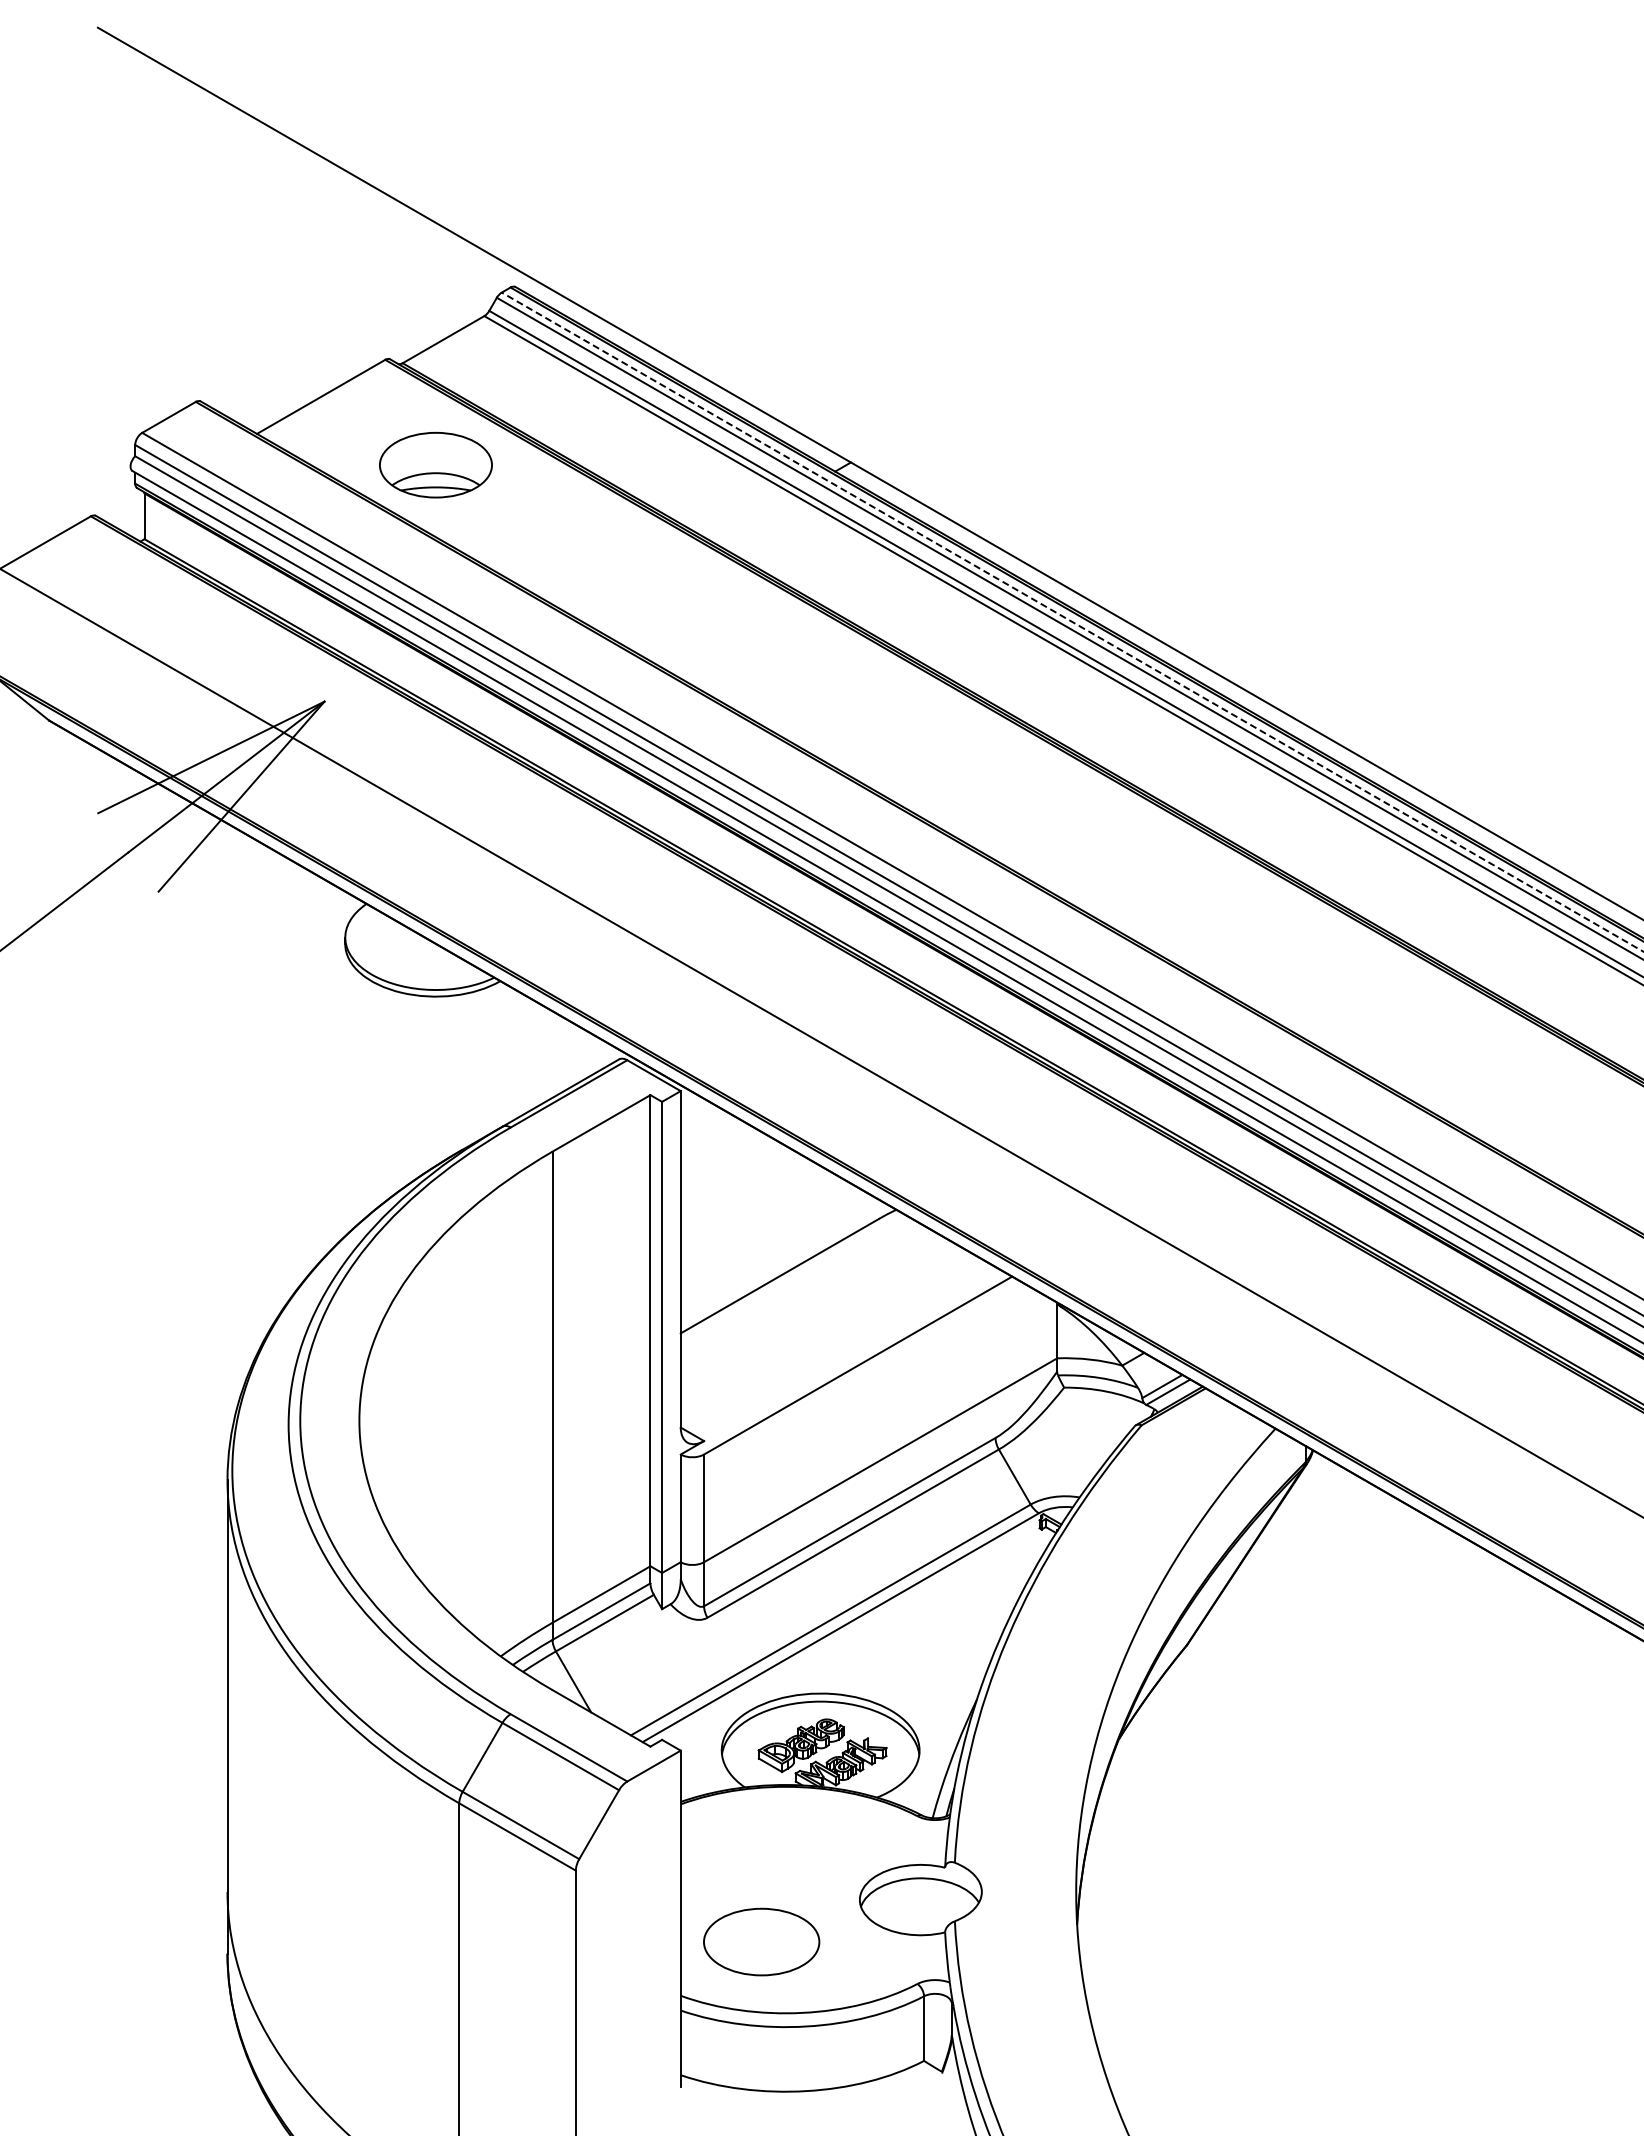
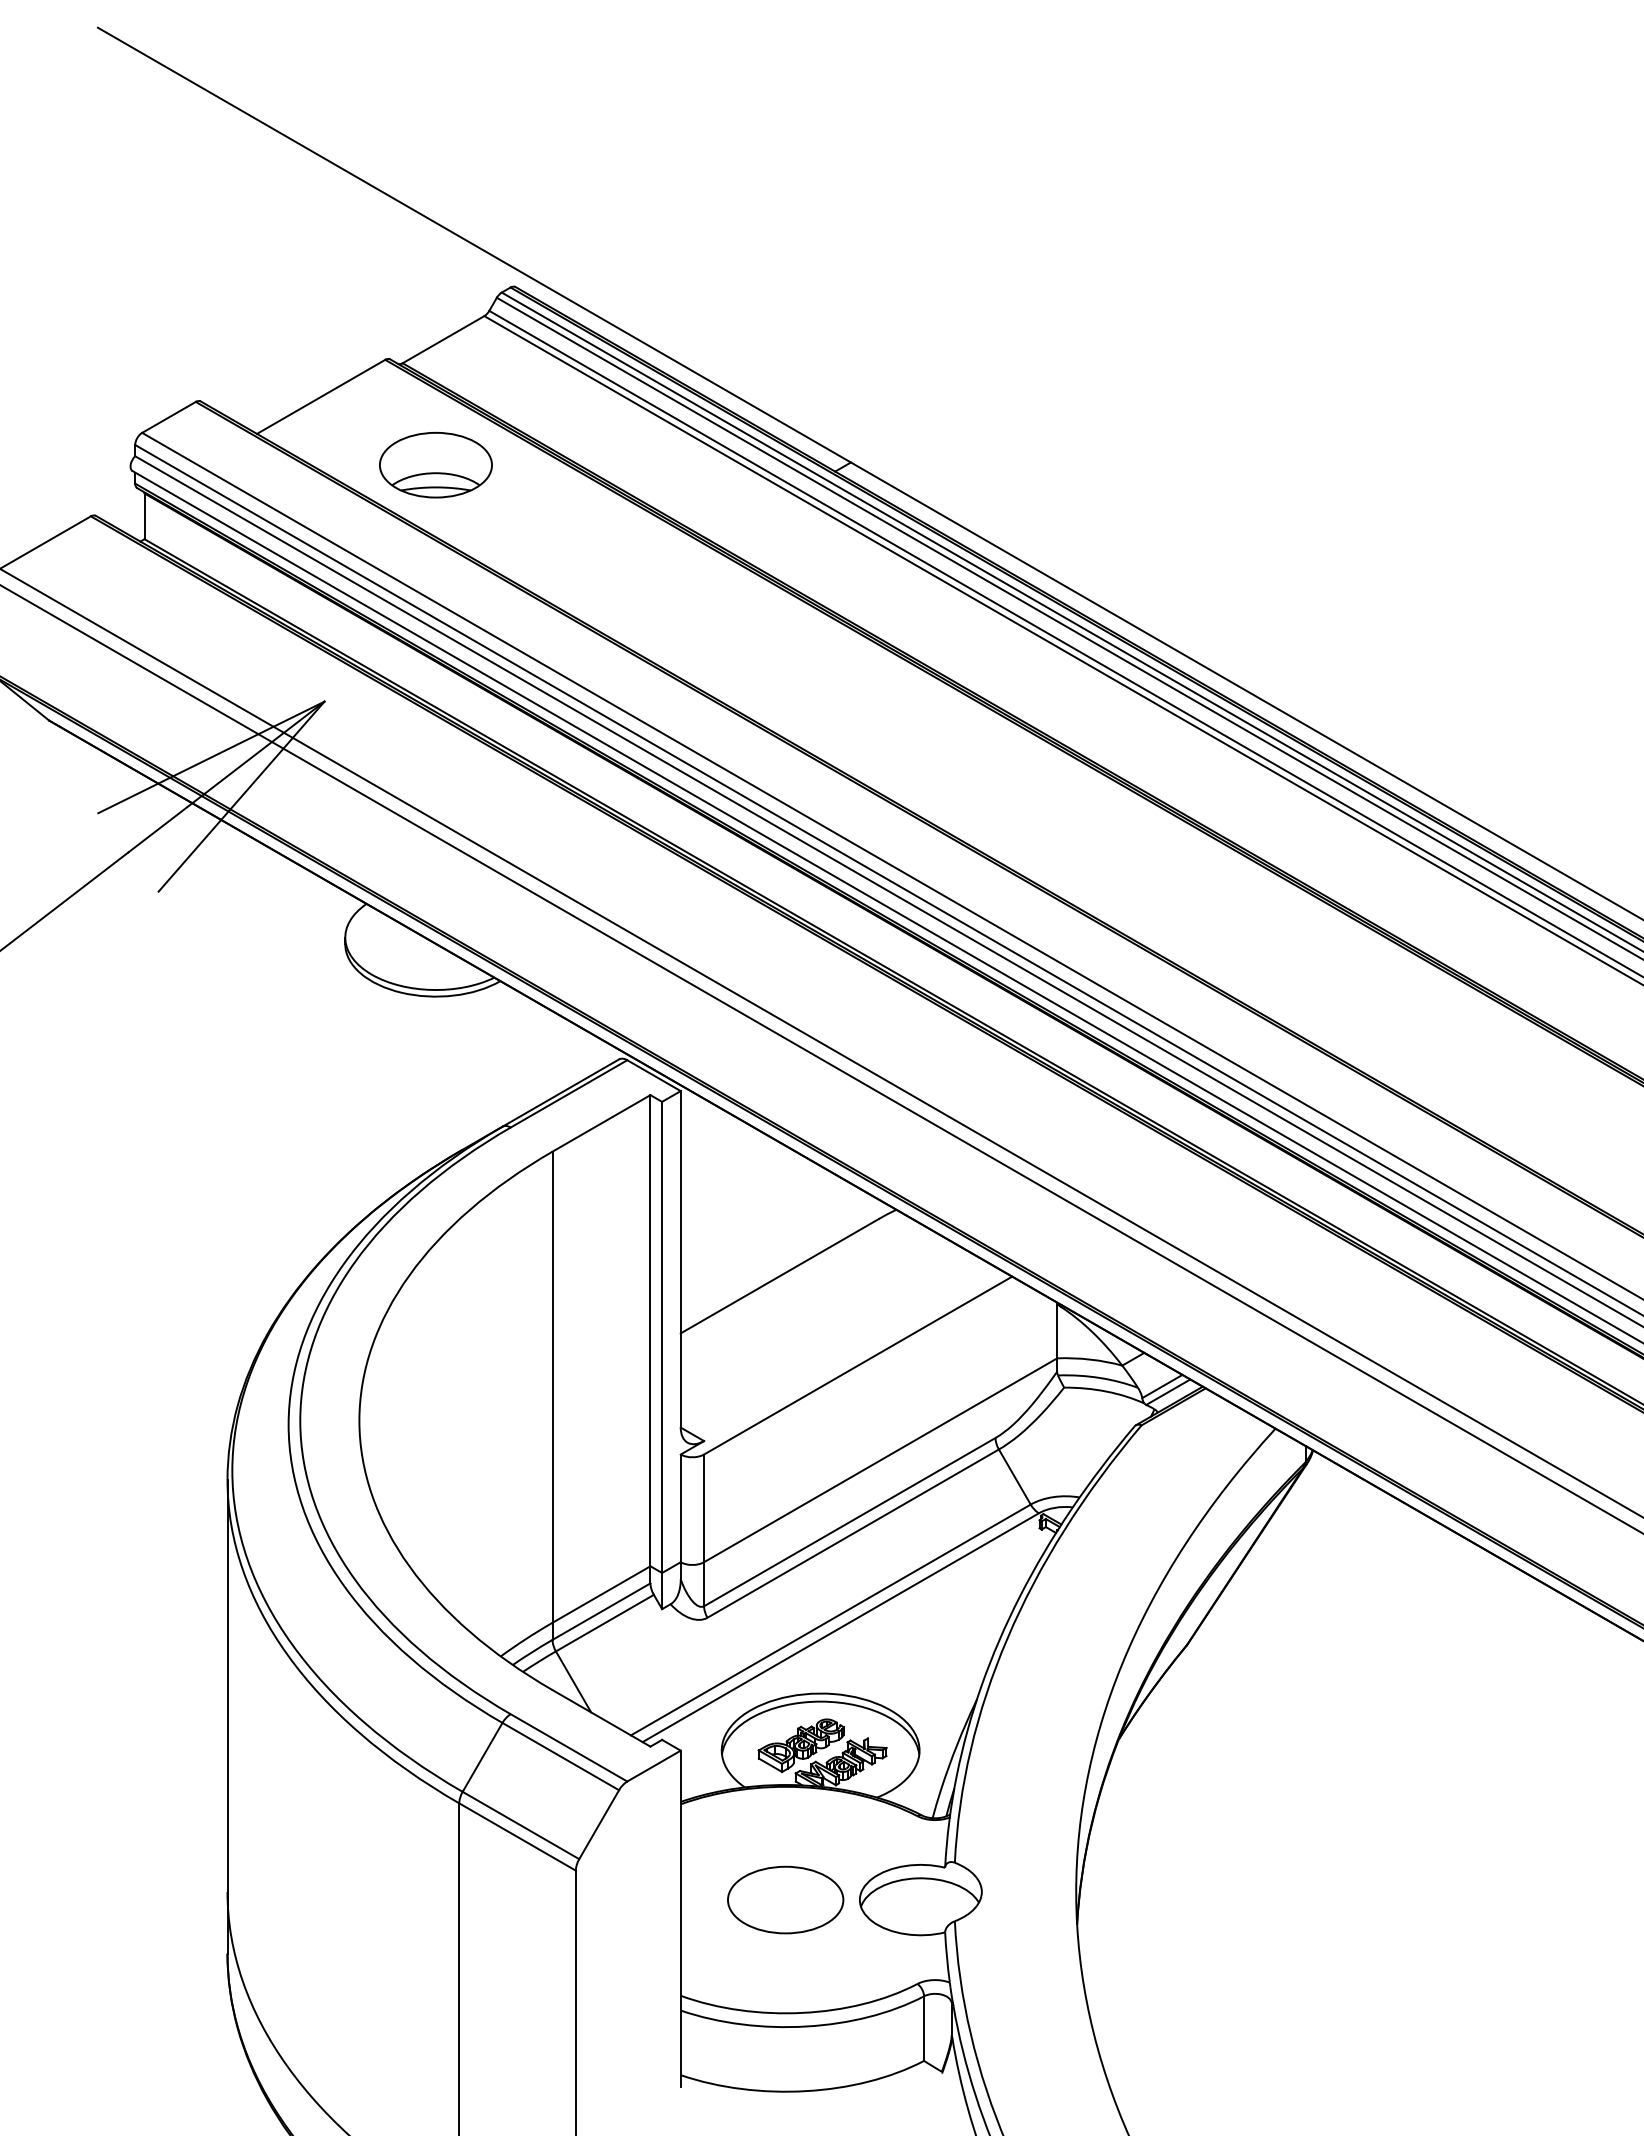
line: dashed -> solid (1072, 622)
line: none -> present (821, 1059)
part position: (761, 1941) -> (785, 1899) (785, 1899)
